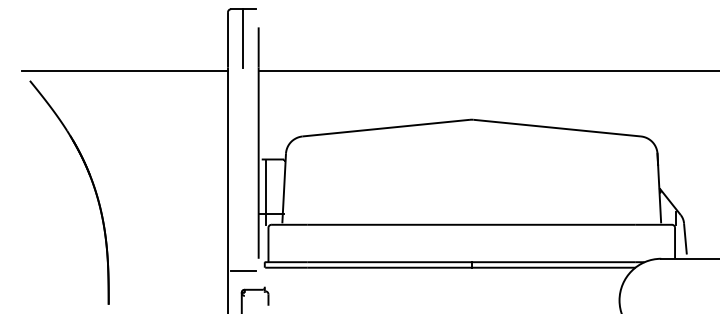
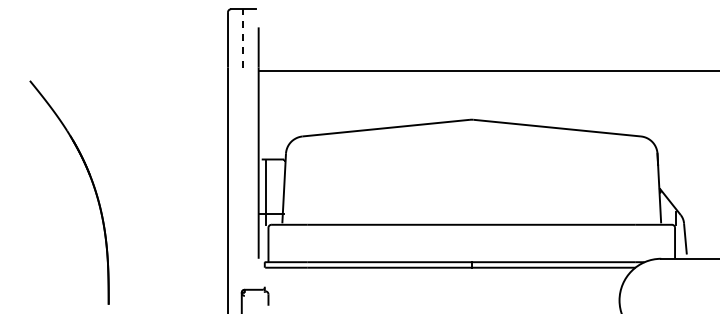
line: solid -> dashed (243, 37)
line: present -> none (124, 70)
line: present -> none (243, 271)
